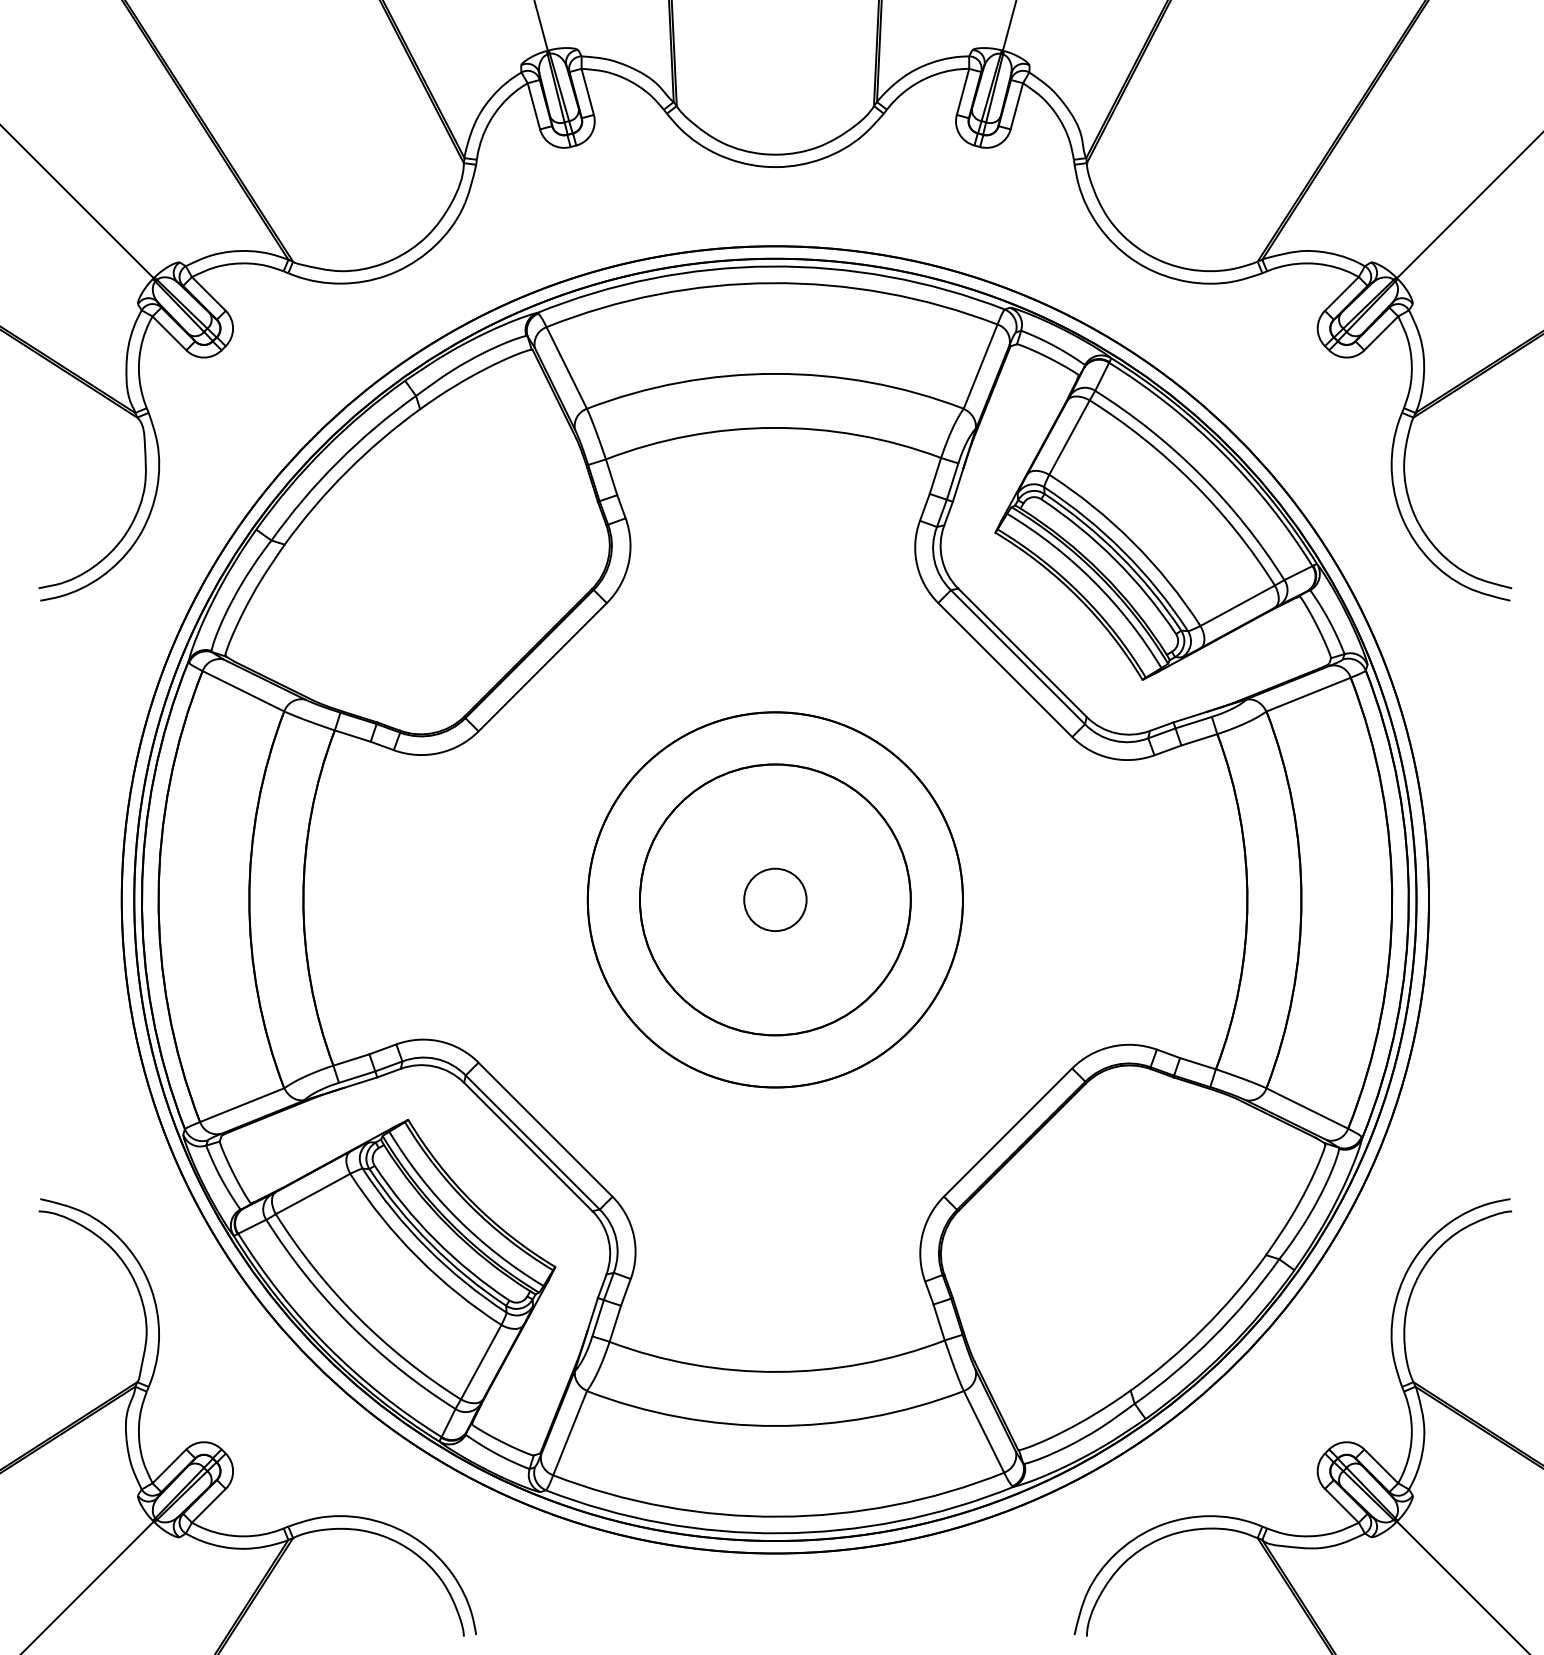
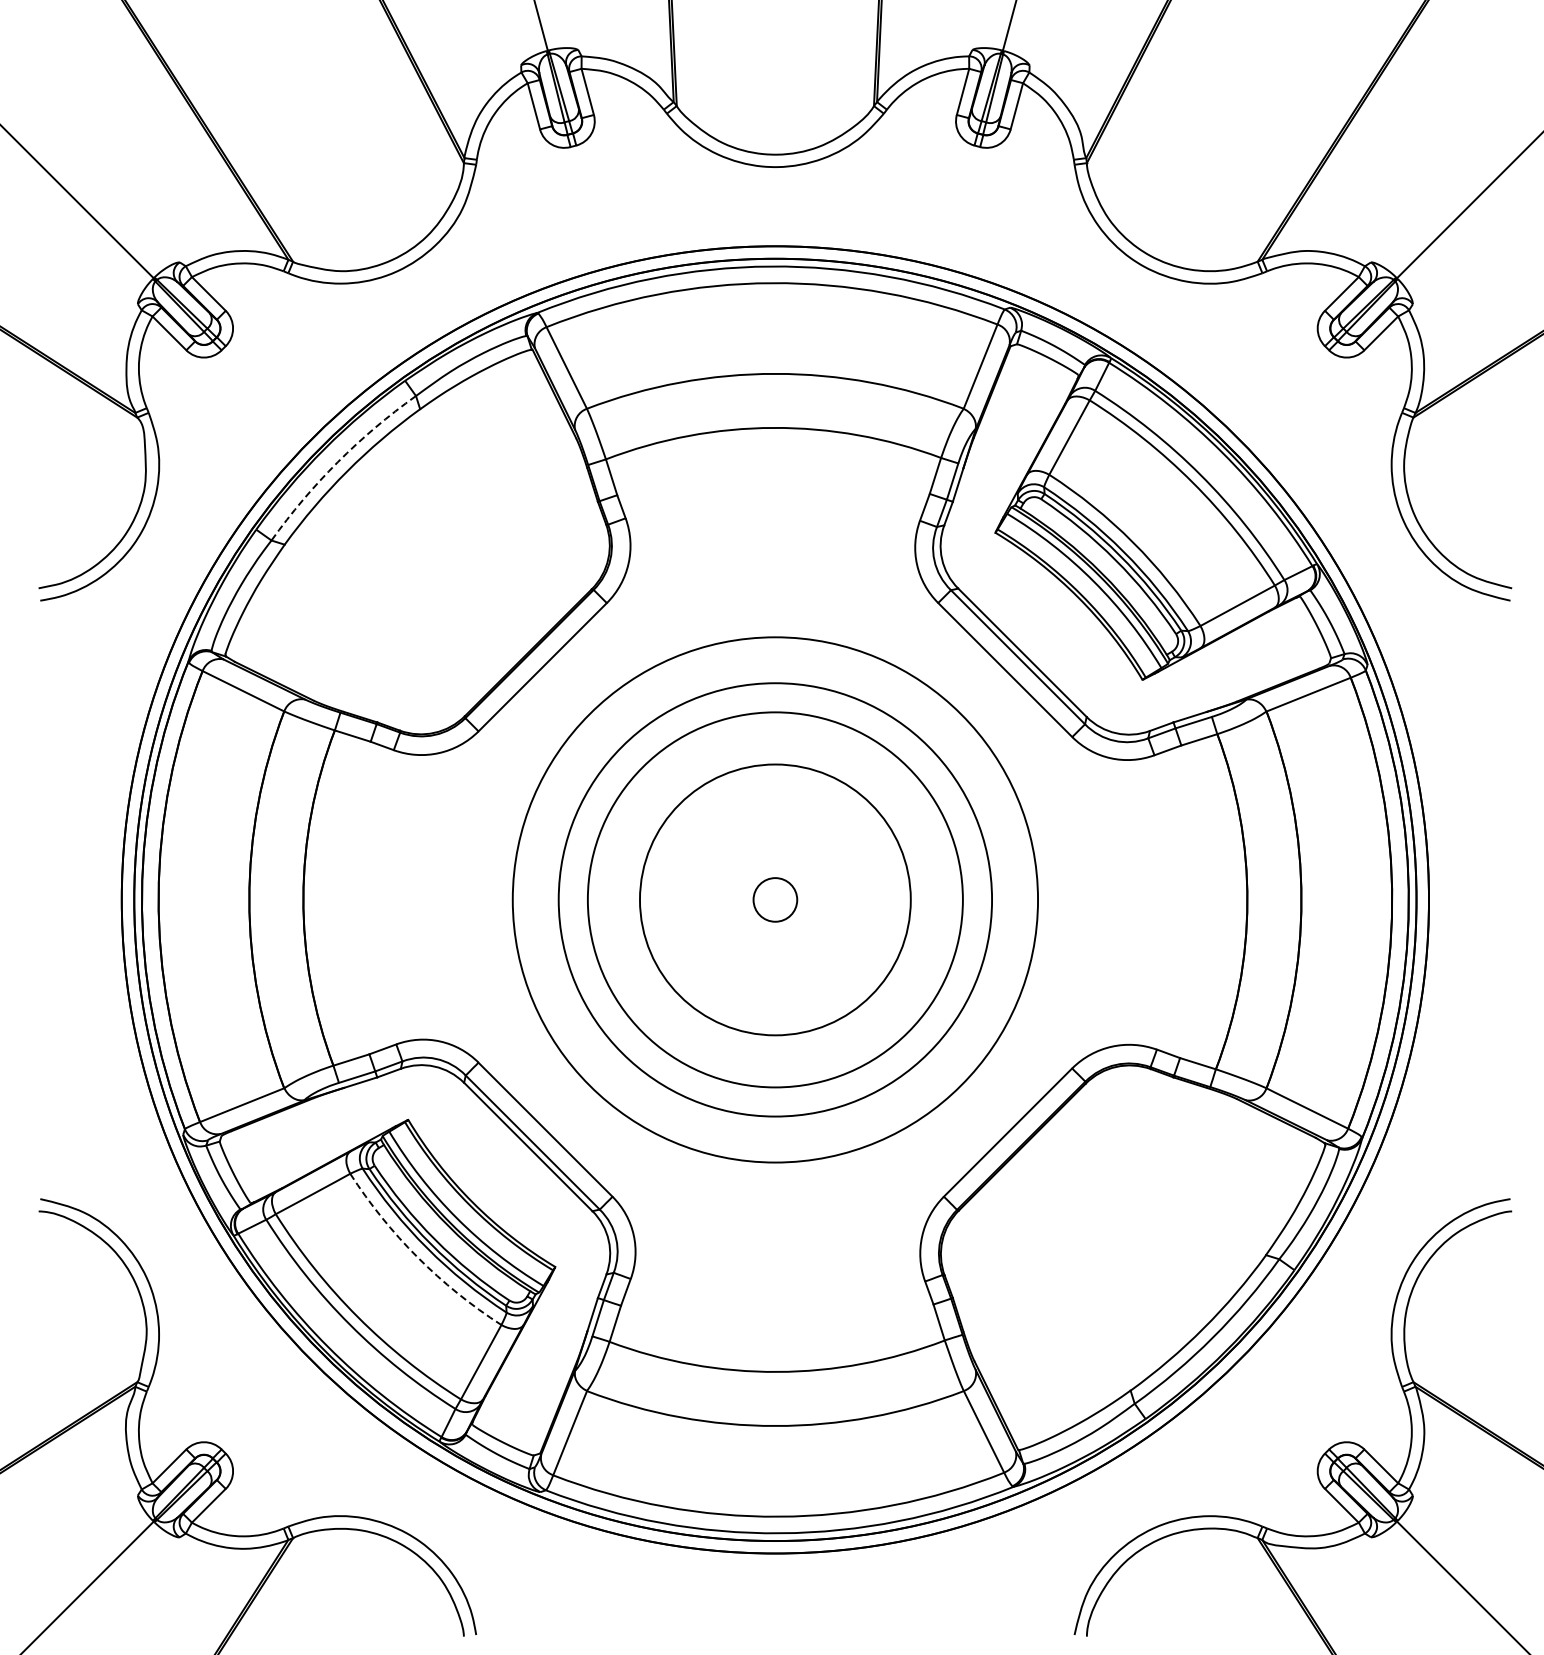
arc: solid -> dashed (337, 462)
circle diameter: 271 px -> 433 px (775, 899)
circle diameter: 375 px -> 525 px (775, 899)
circle diameter: 62 px -> 44 px (775, 899)
arc: solid -> dashed (417, 1257)
